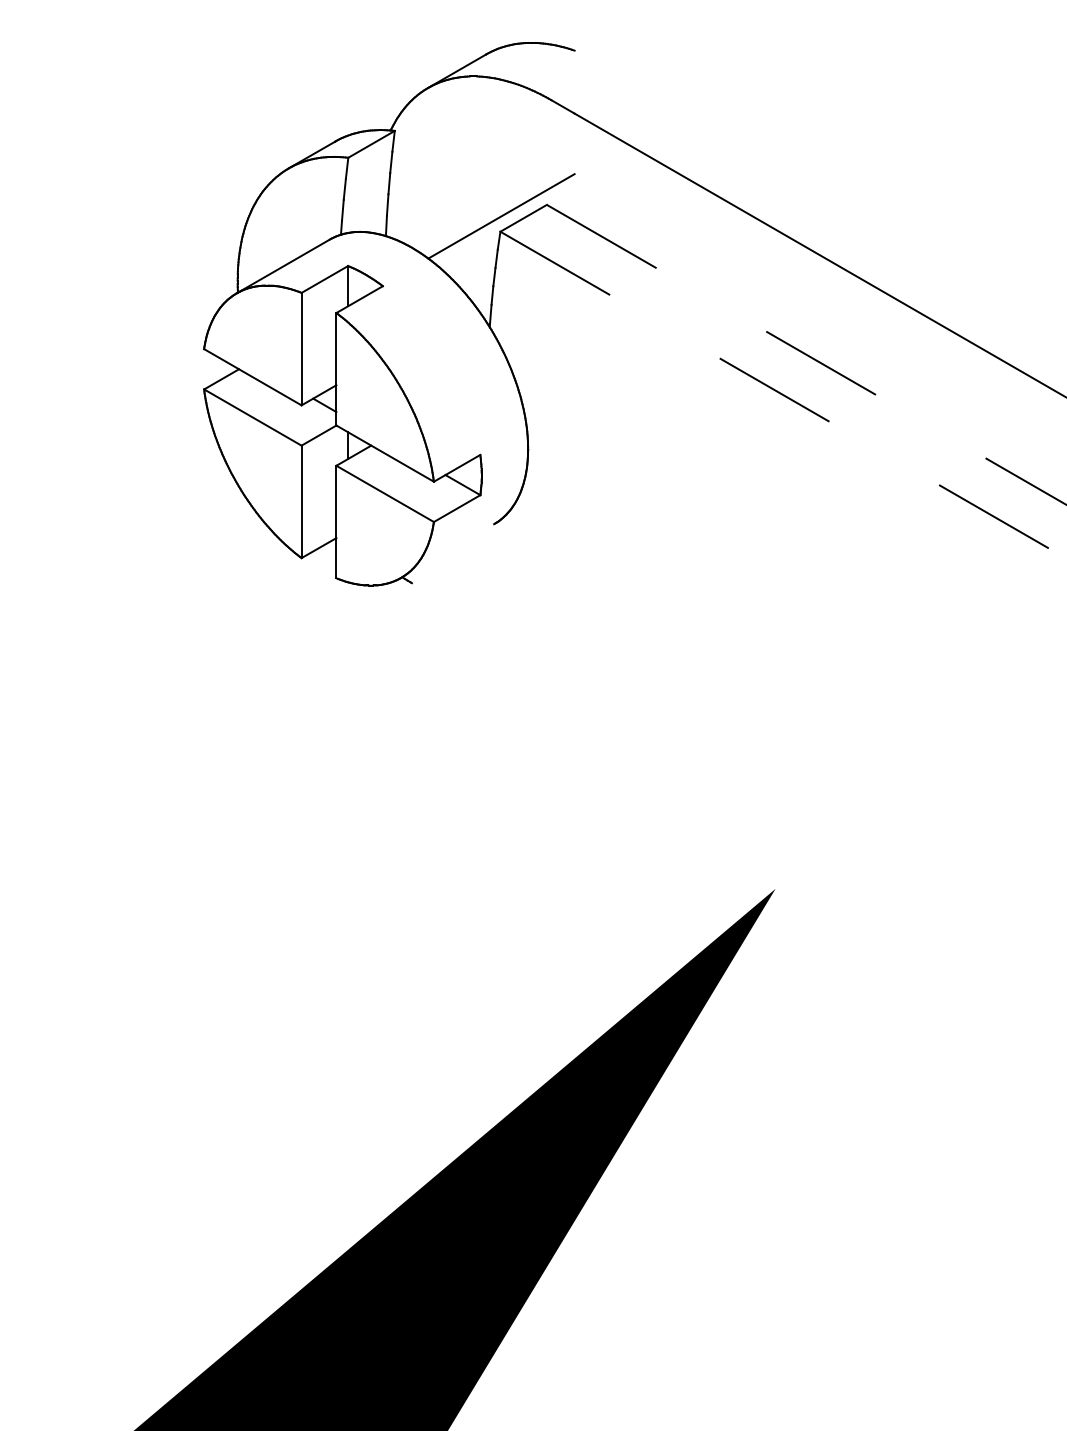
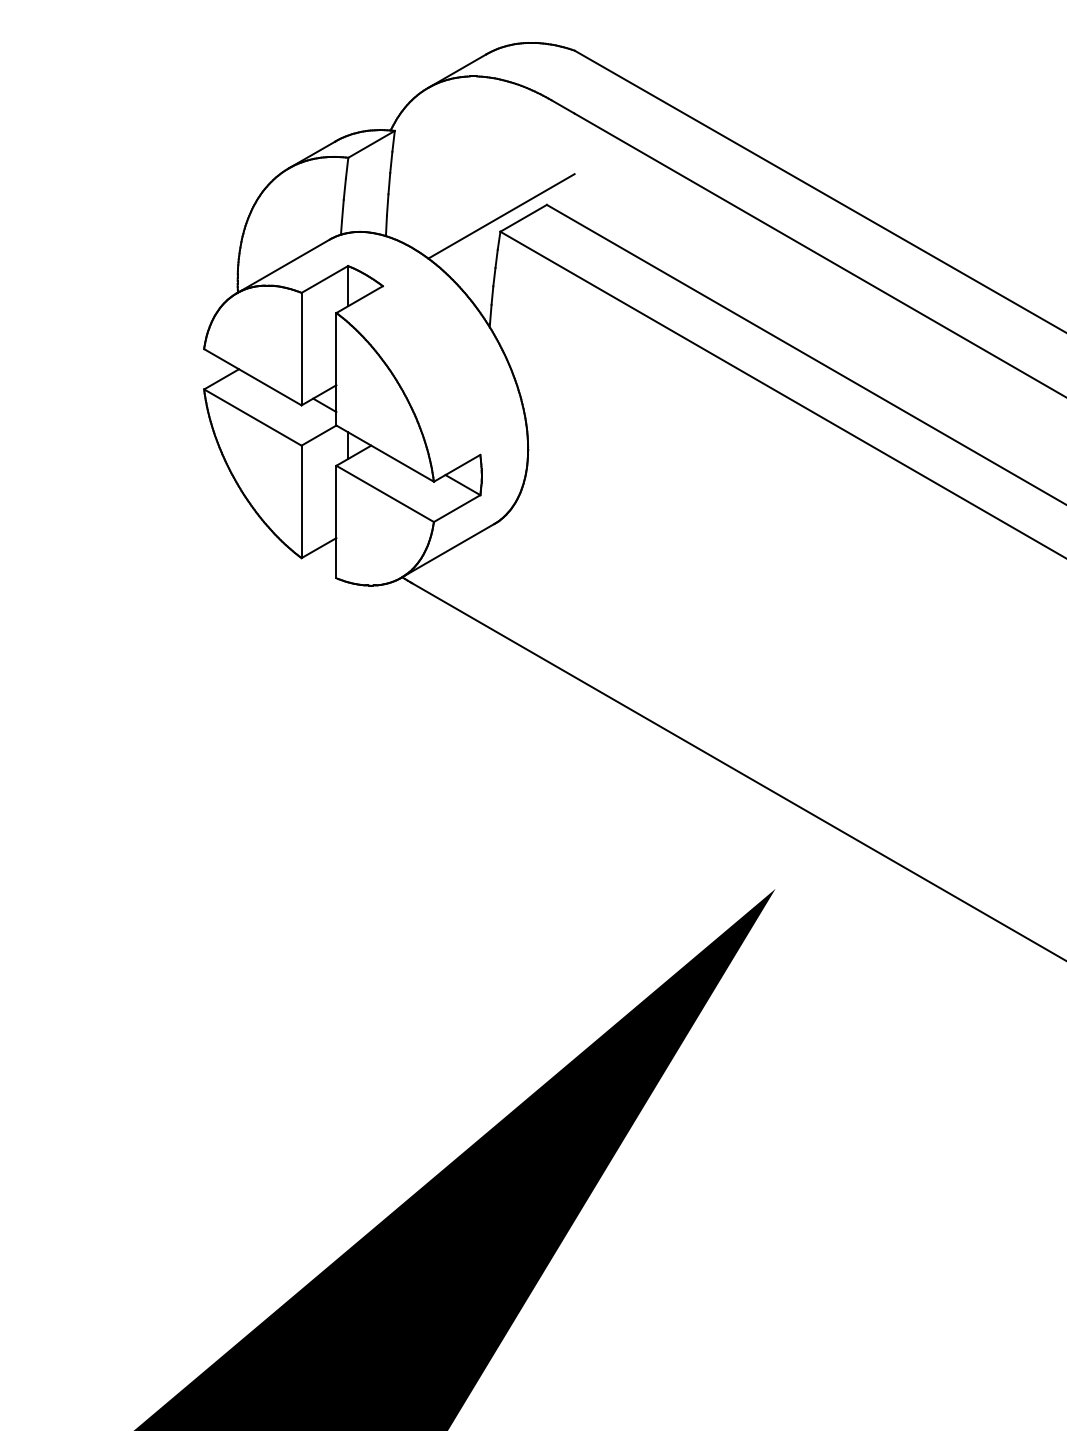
line: none -> present (818, 190)
line: dashed -> solid (806, 354)
line: dashed -> solid (783, 395)
line: none -> present (447, 550)
line: none -> present (737, 771)
